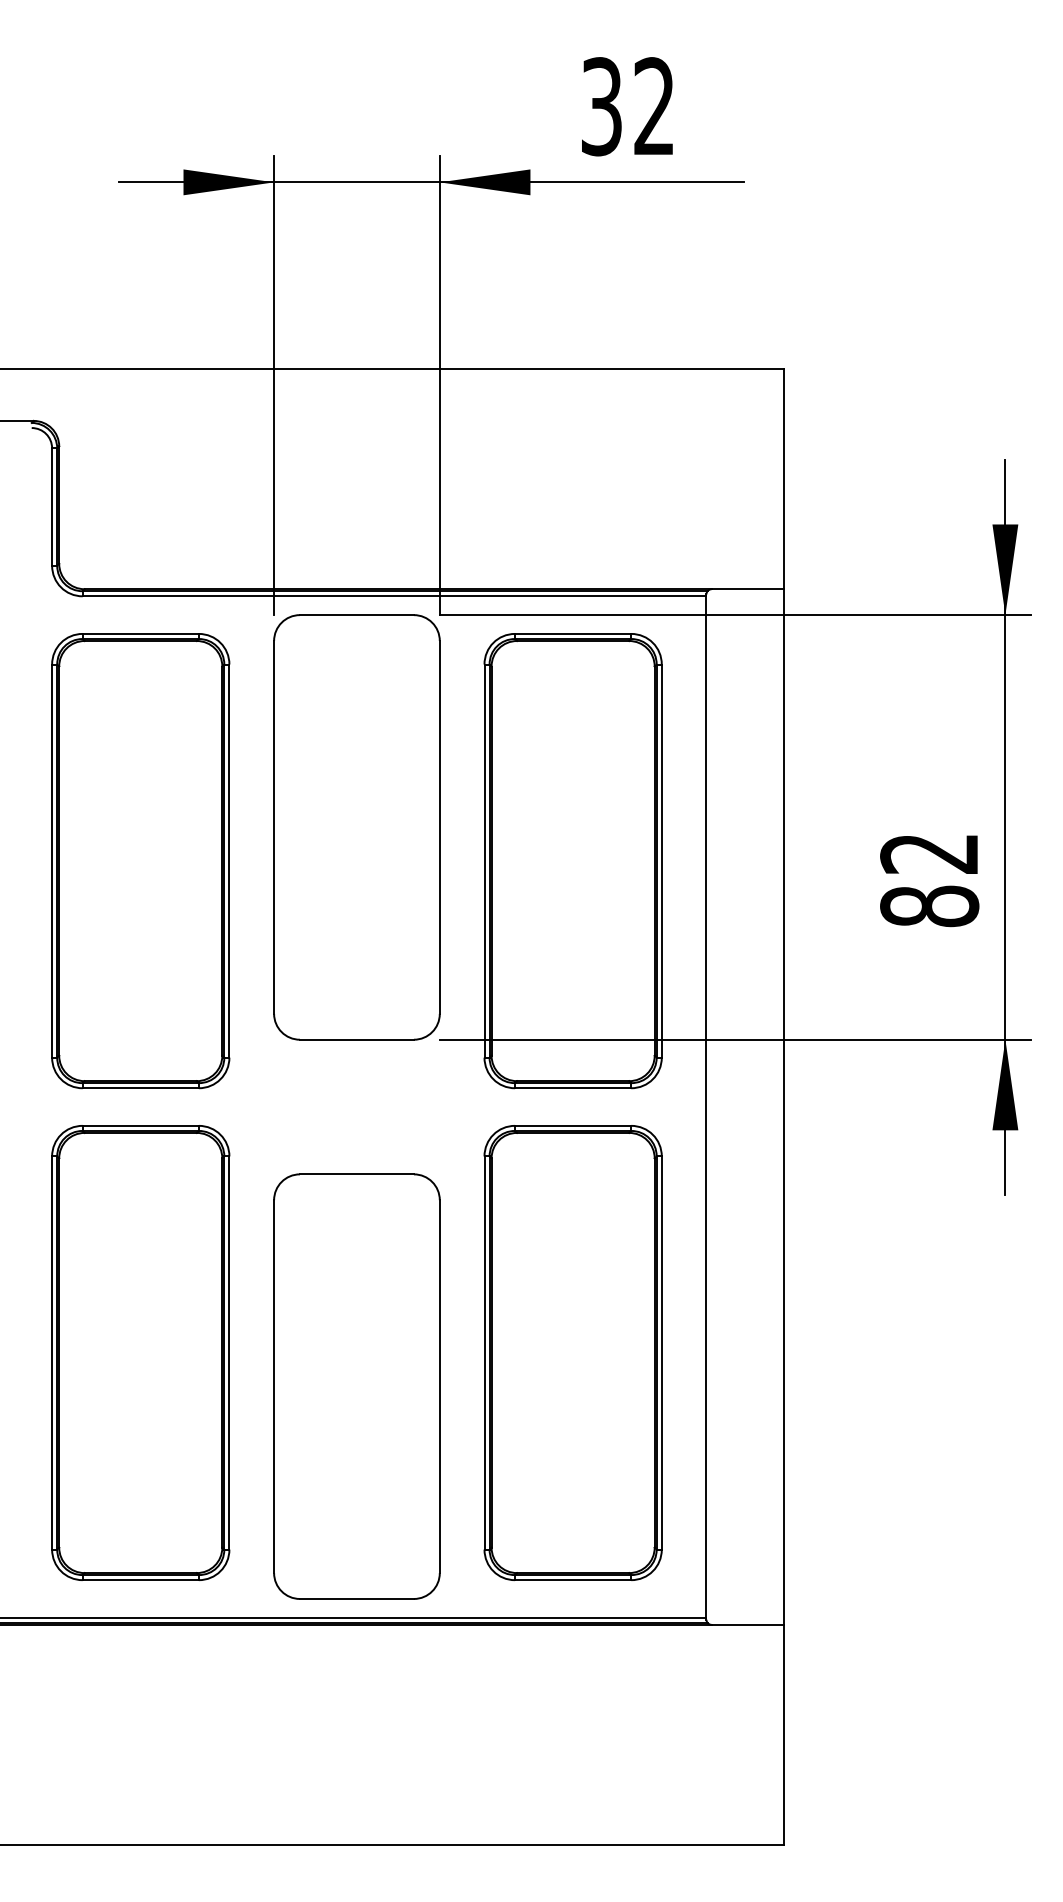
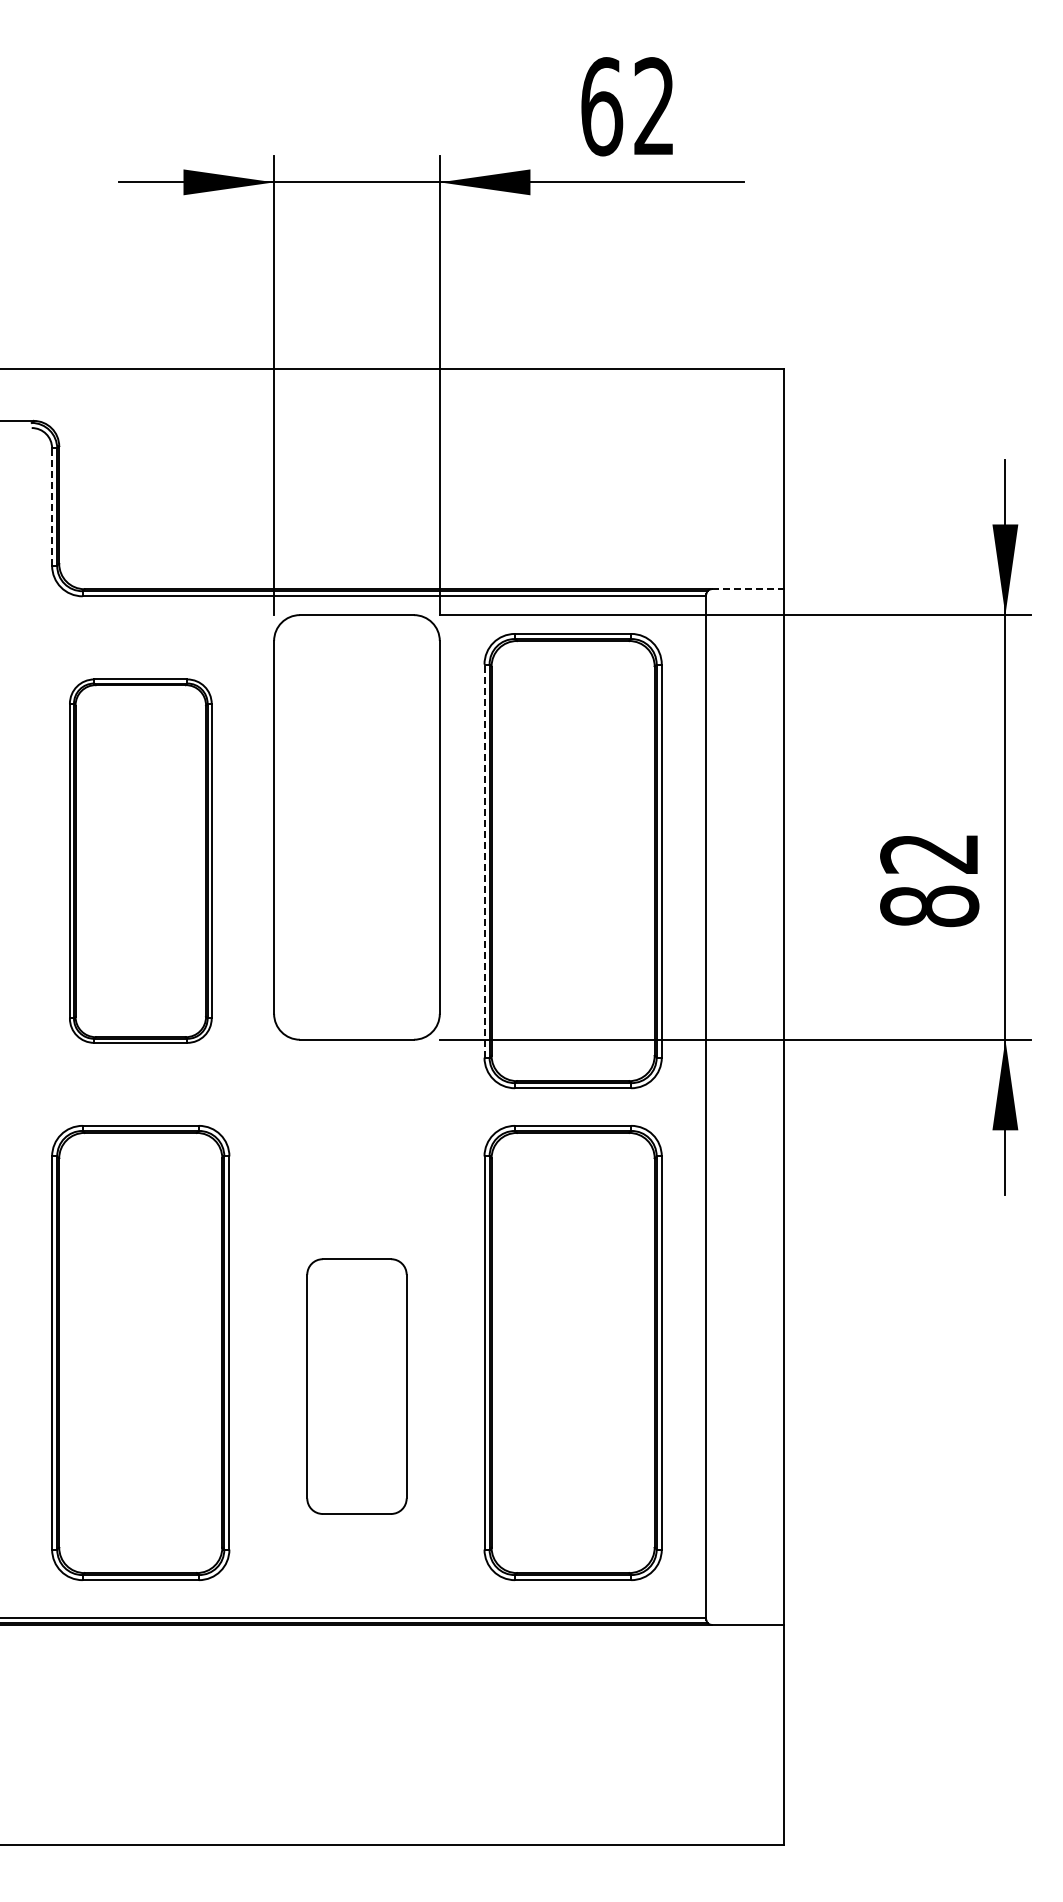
text: 32 -> 62 (602, 106)
line: solid -> dashed (52, 507)
line: solid -> dashed (748, 589)
part size: 180x457 px -> 144x366 px (140, 860)
line: solid -> dashed (484, 861)
part size: 168x427 px -> 102x257 px (356, 1386)
